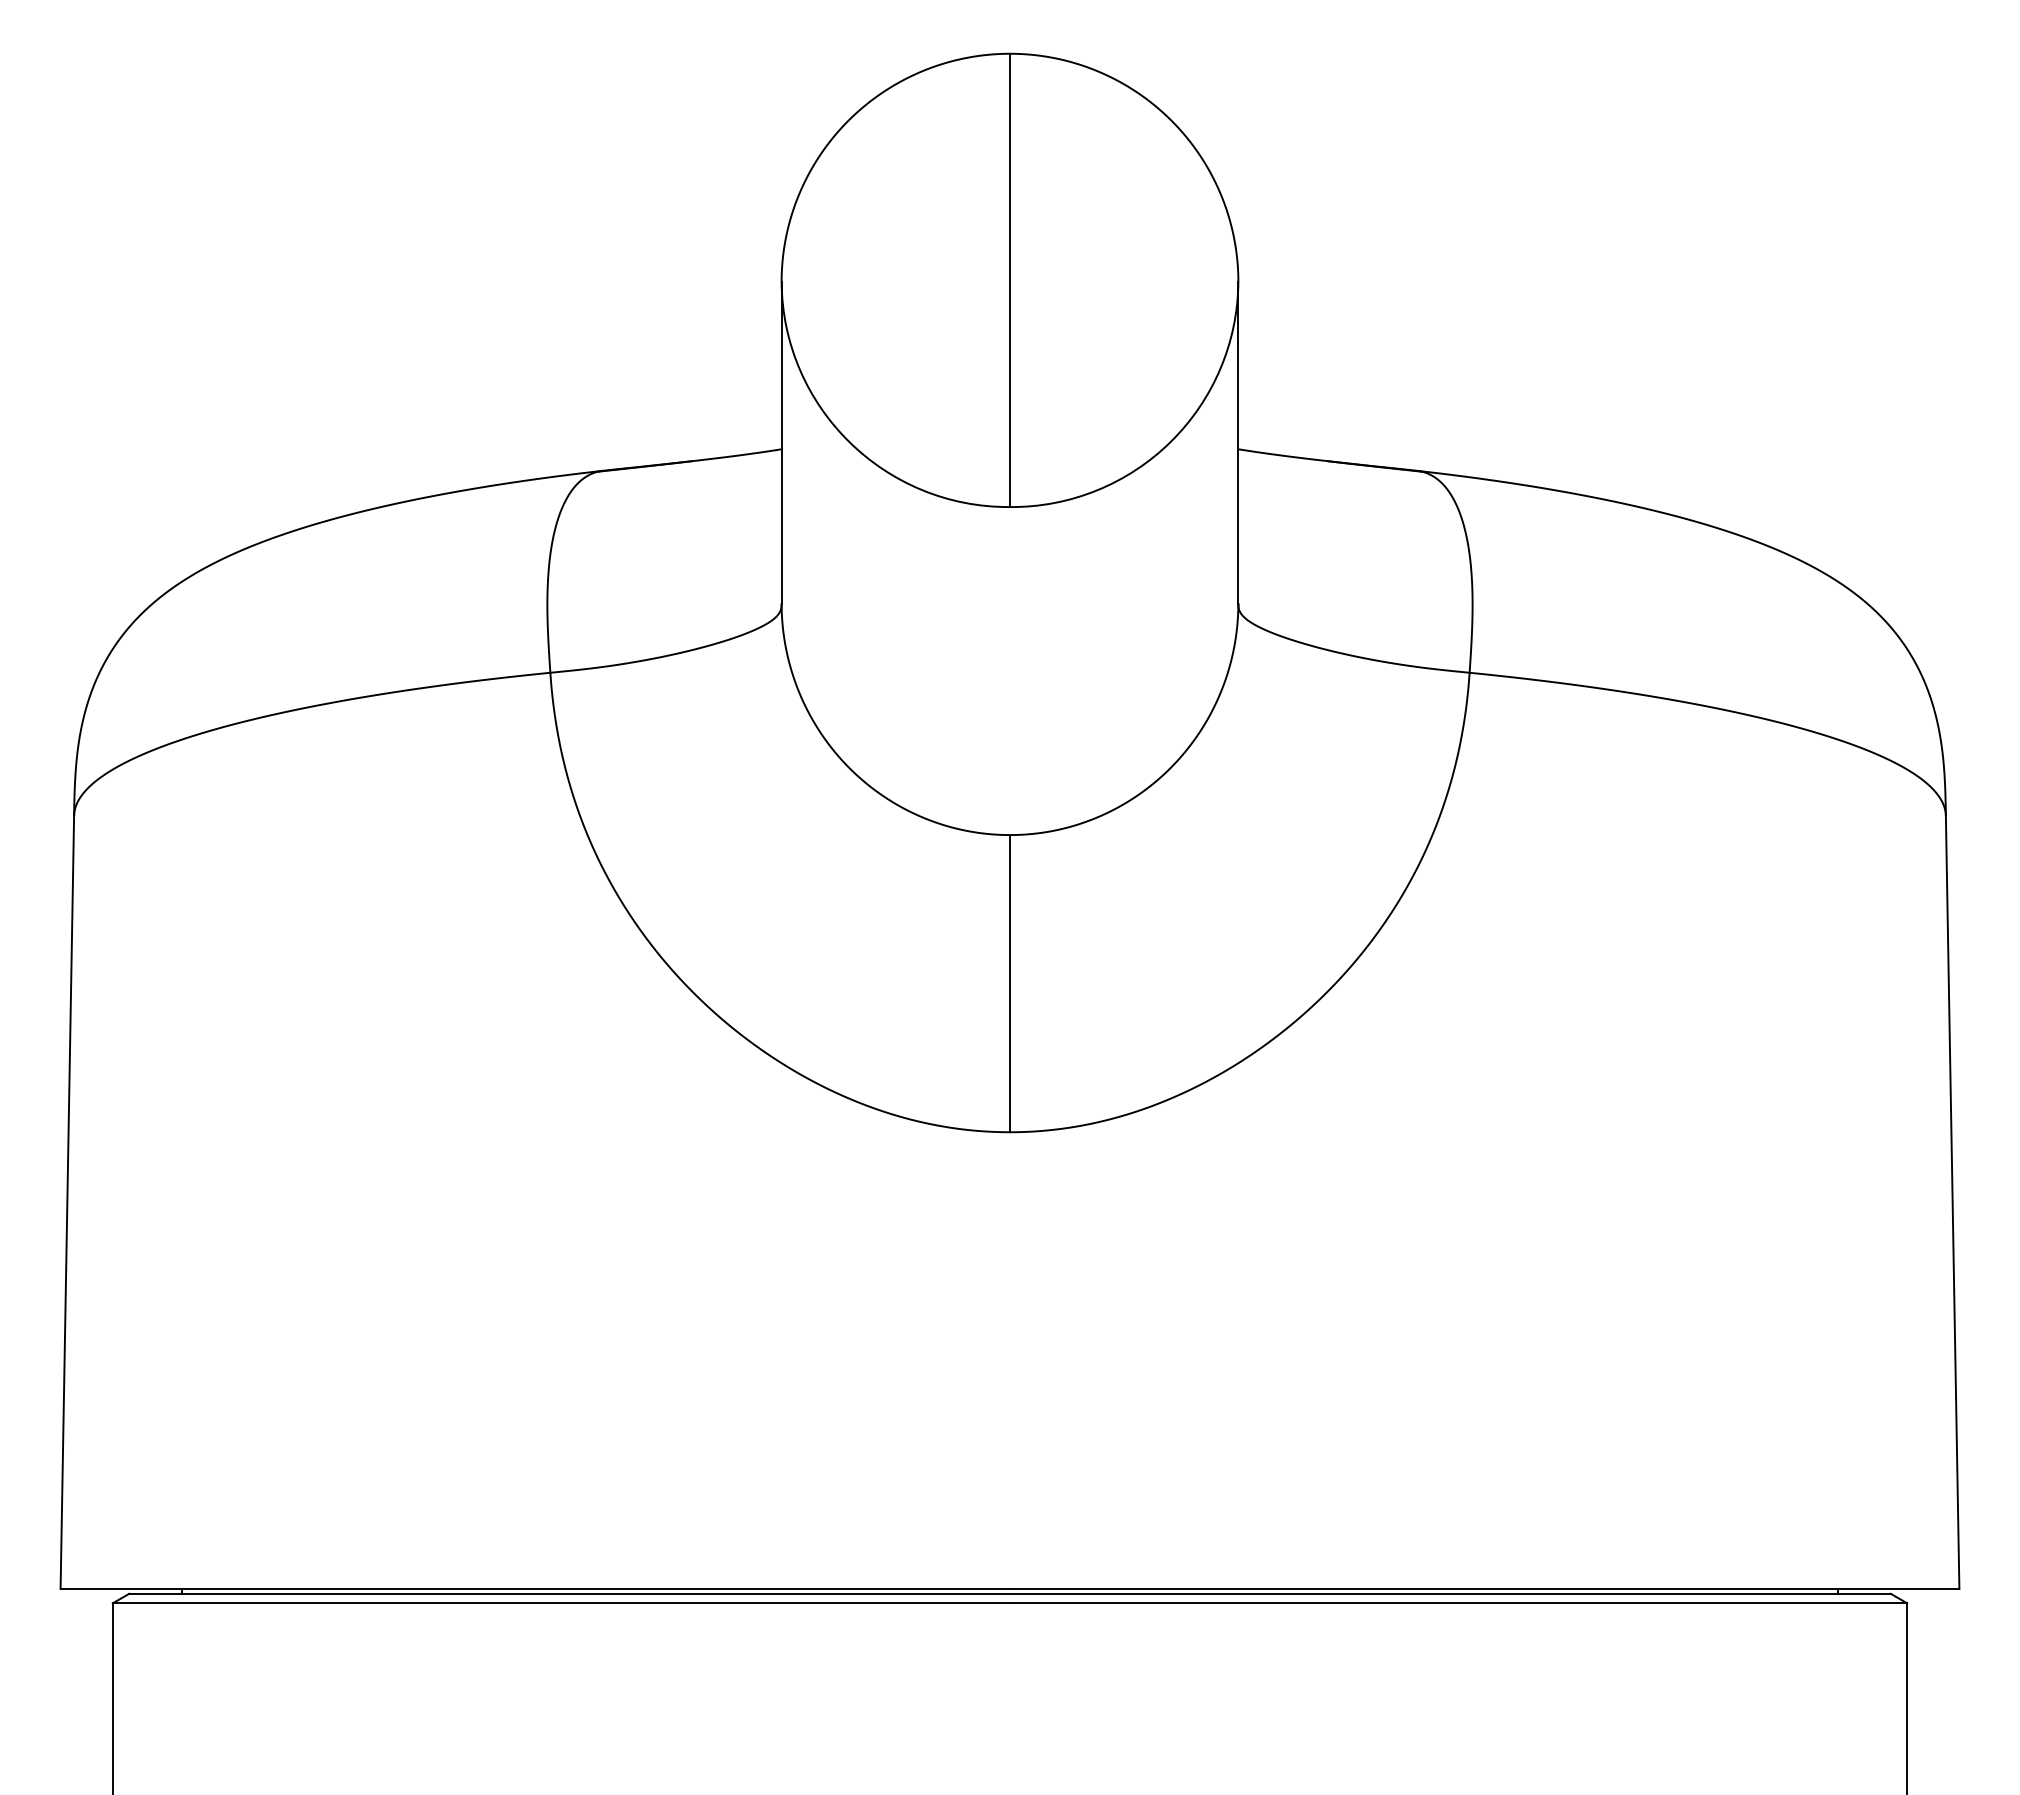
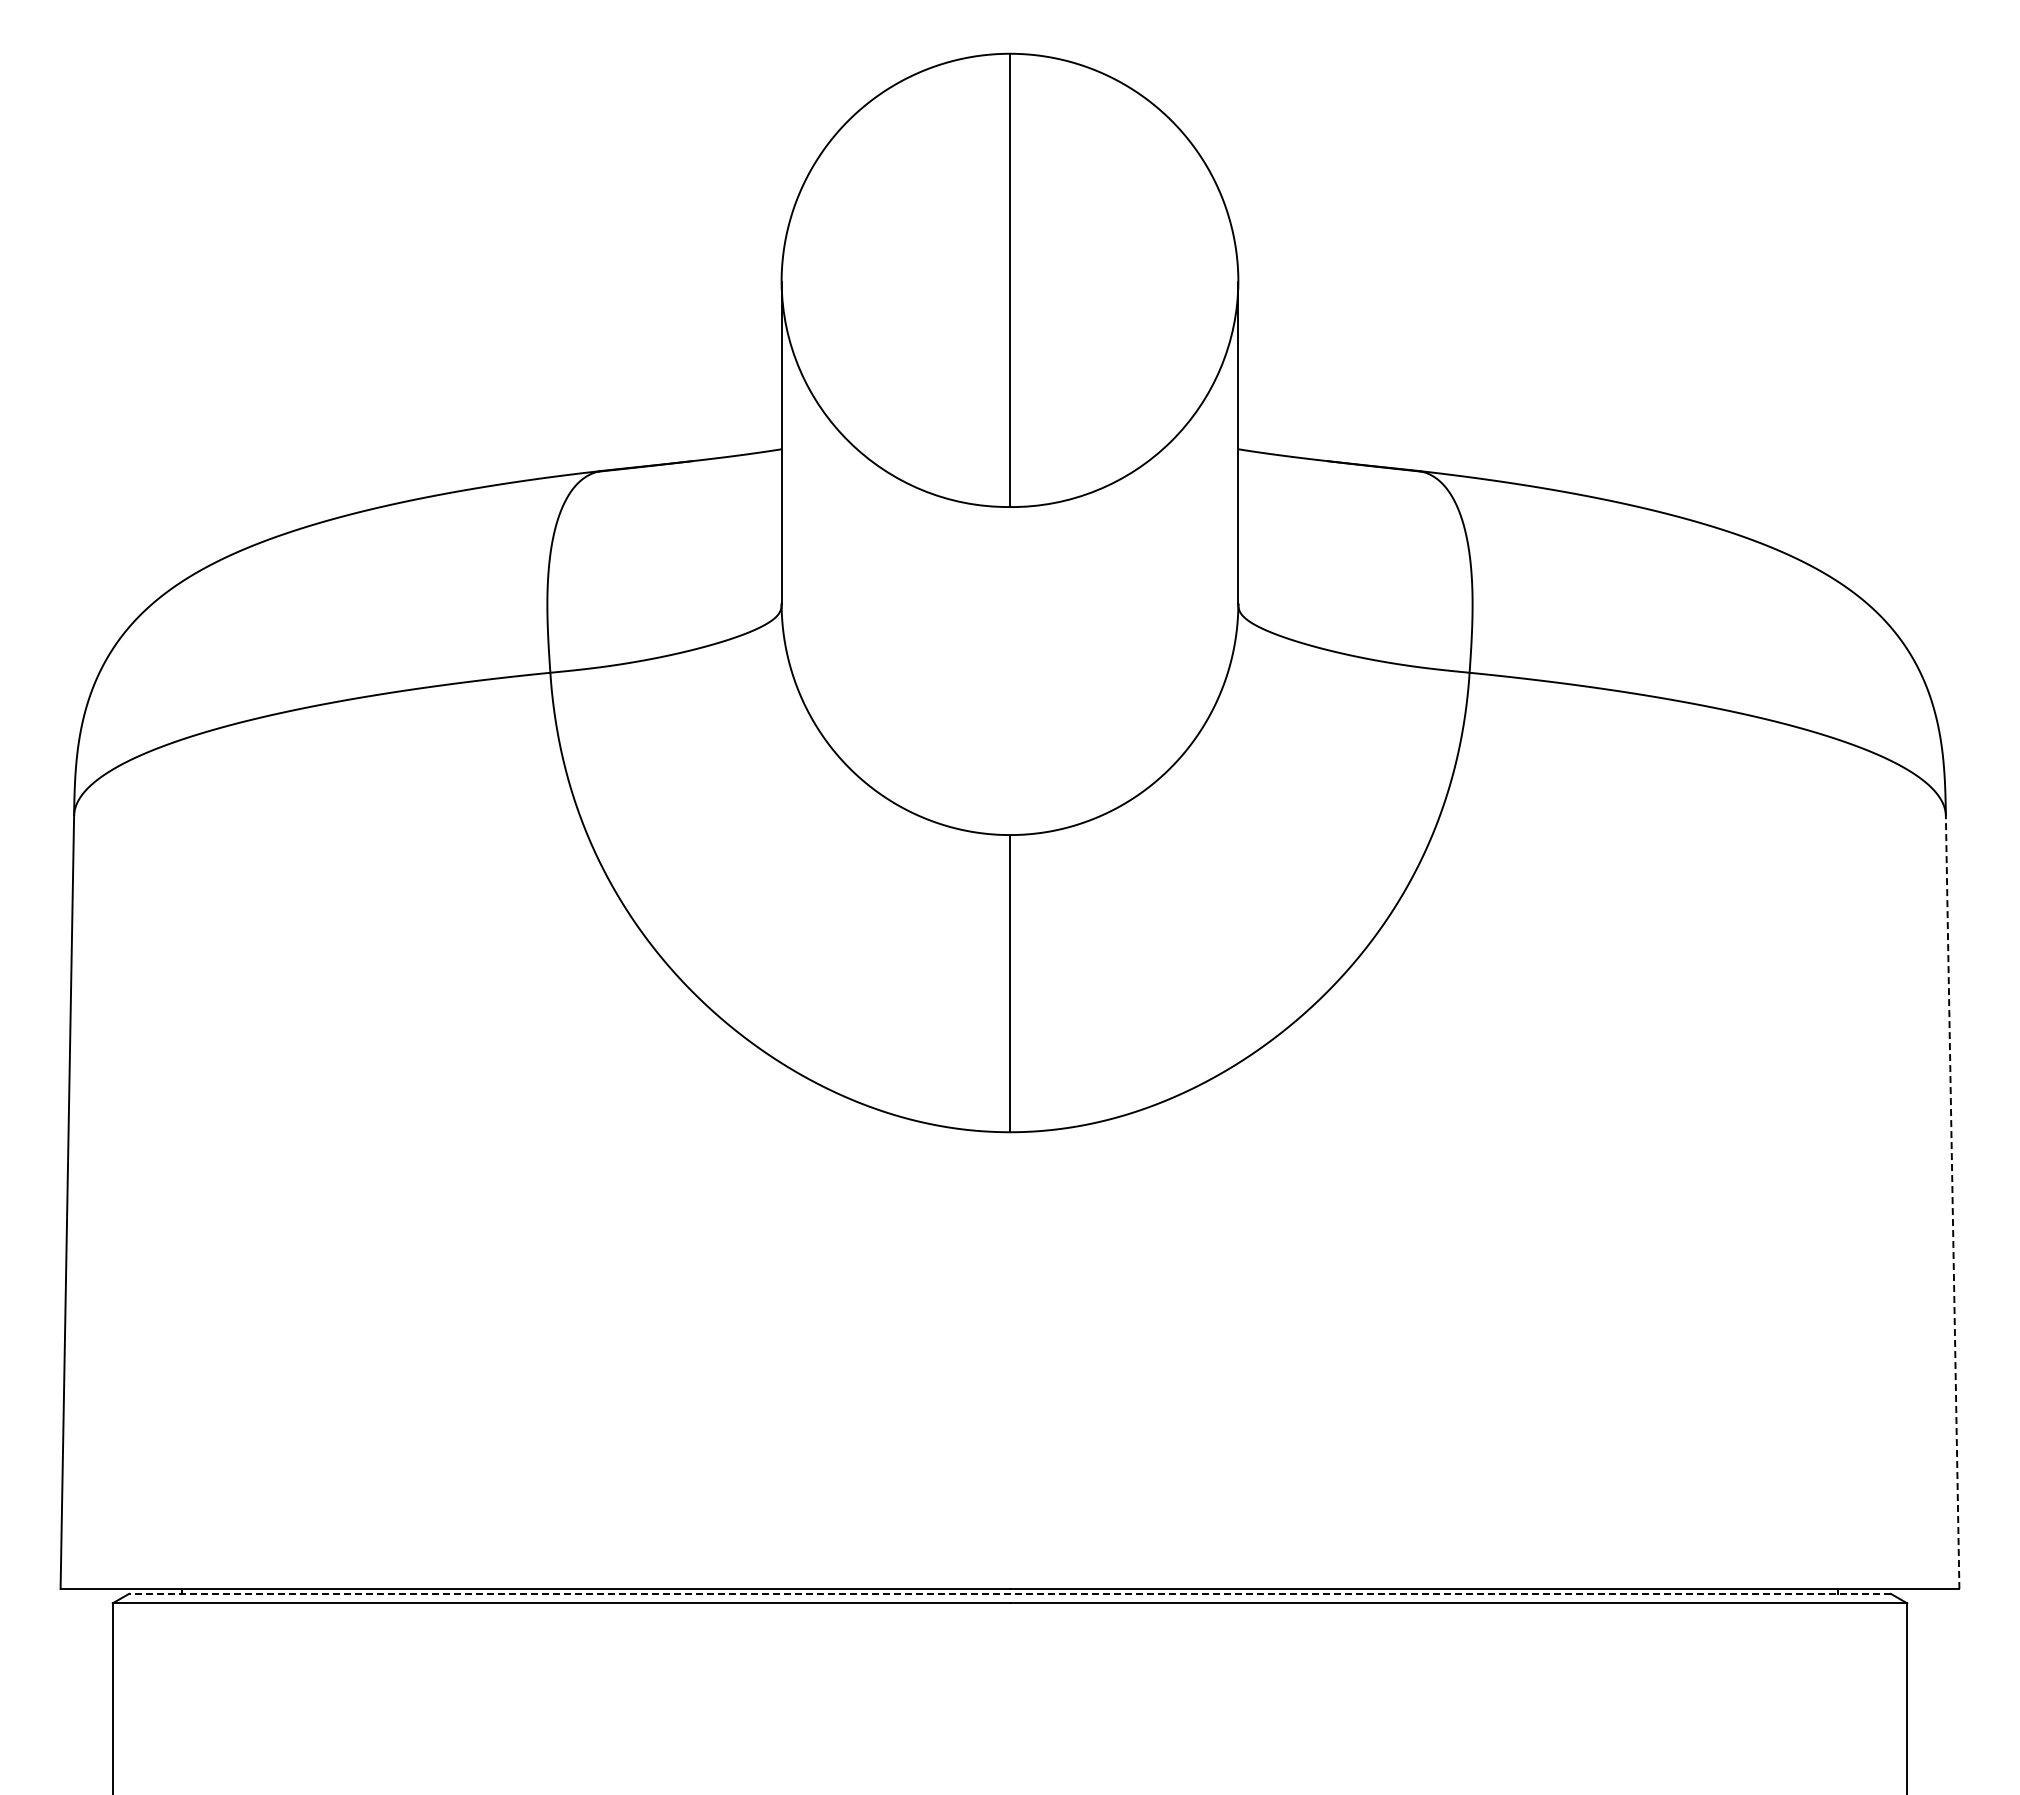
line: solid -> dashed (1952, 1202)
line: solid -> dashed (1010, 1593)
